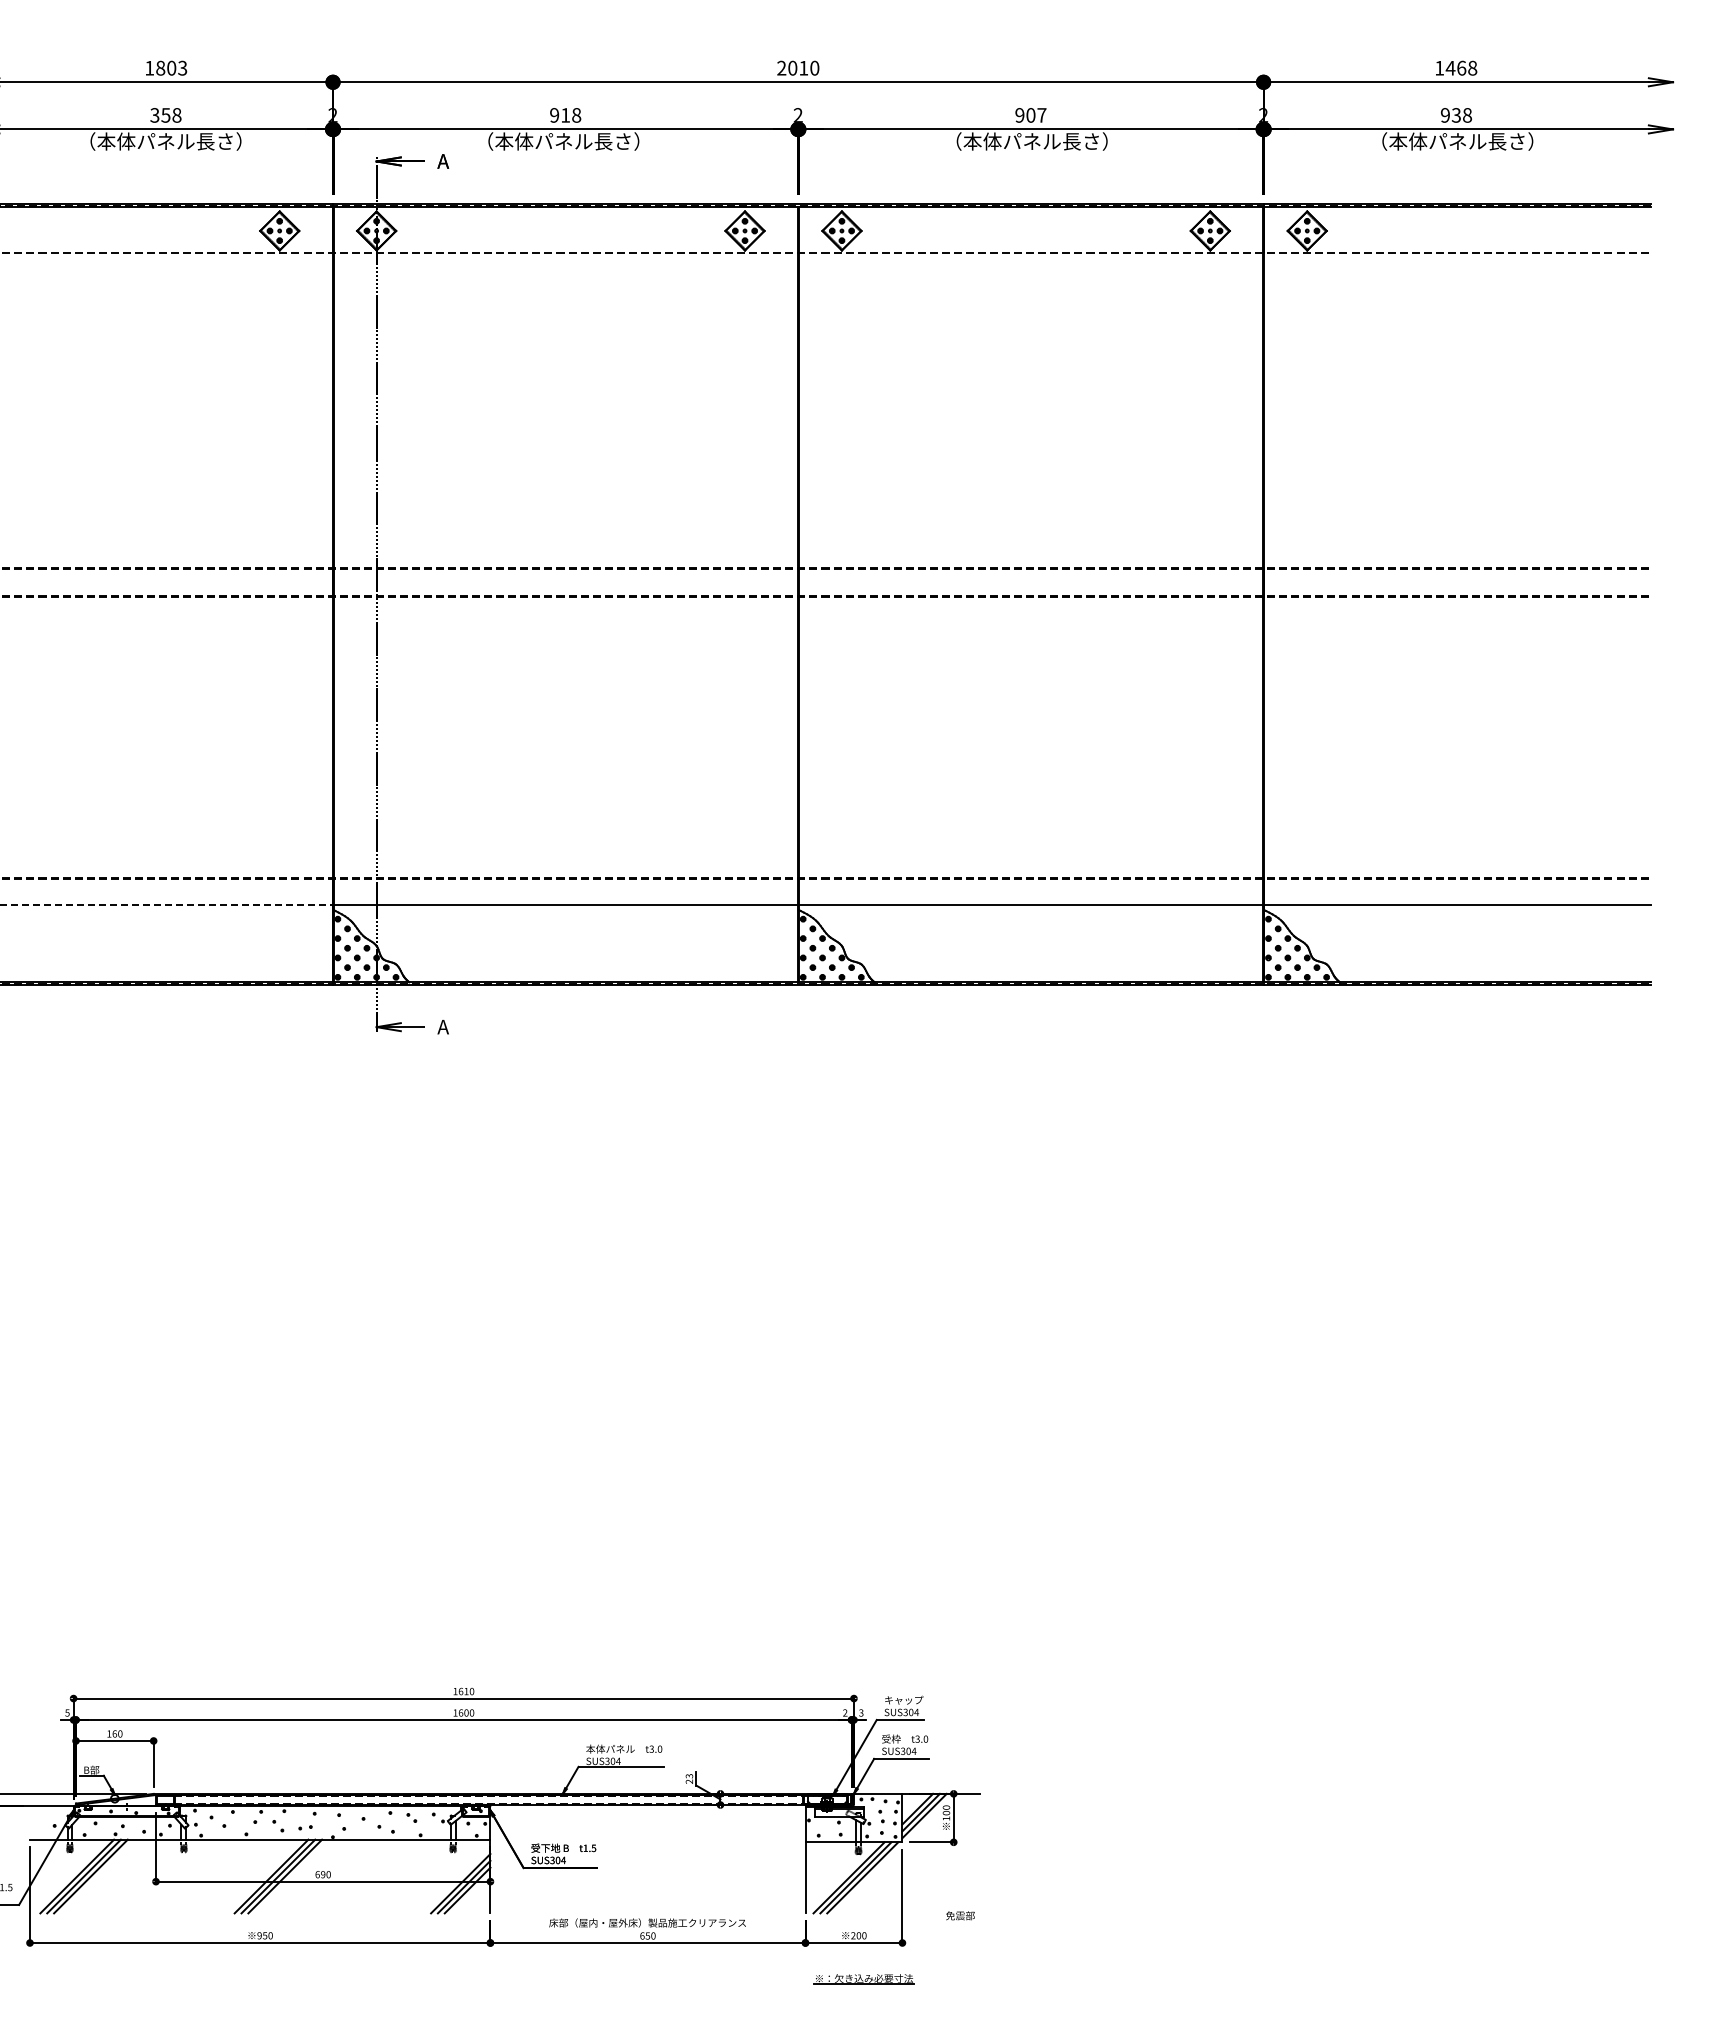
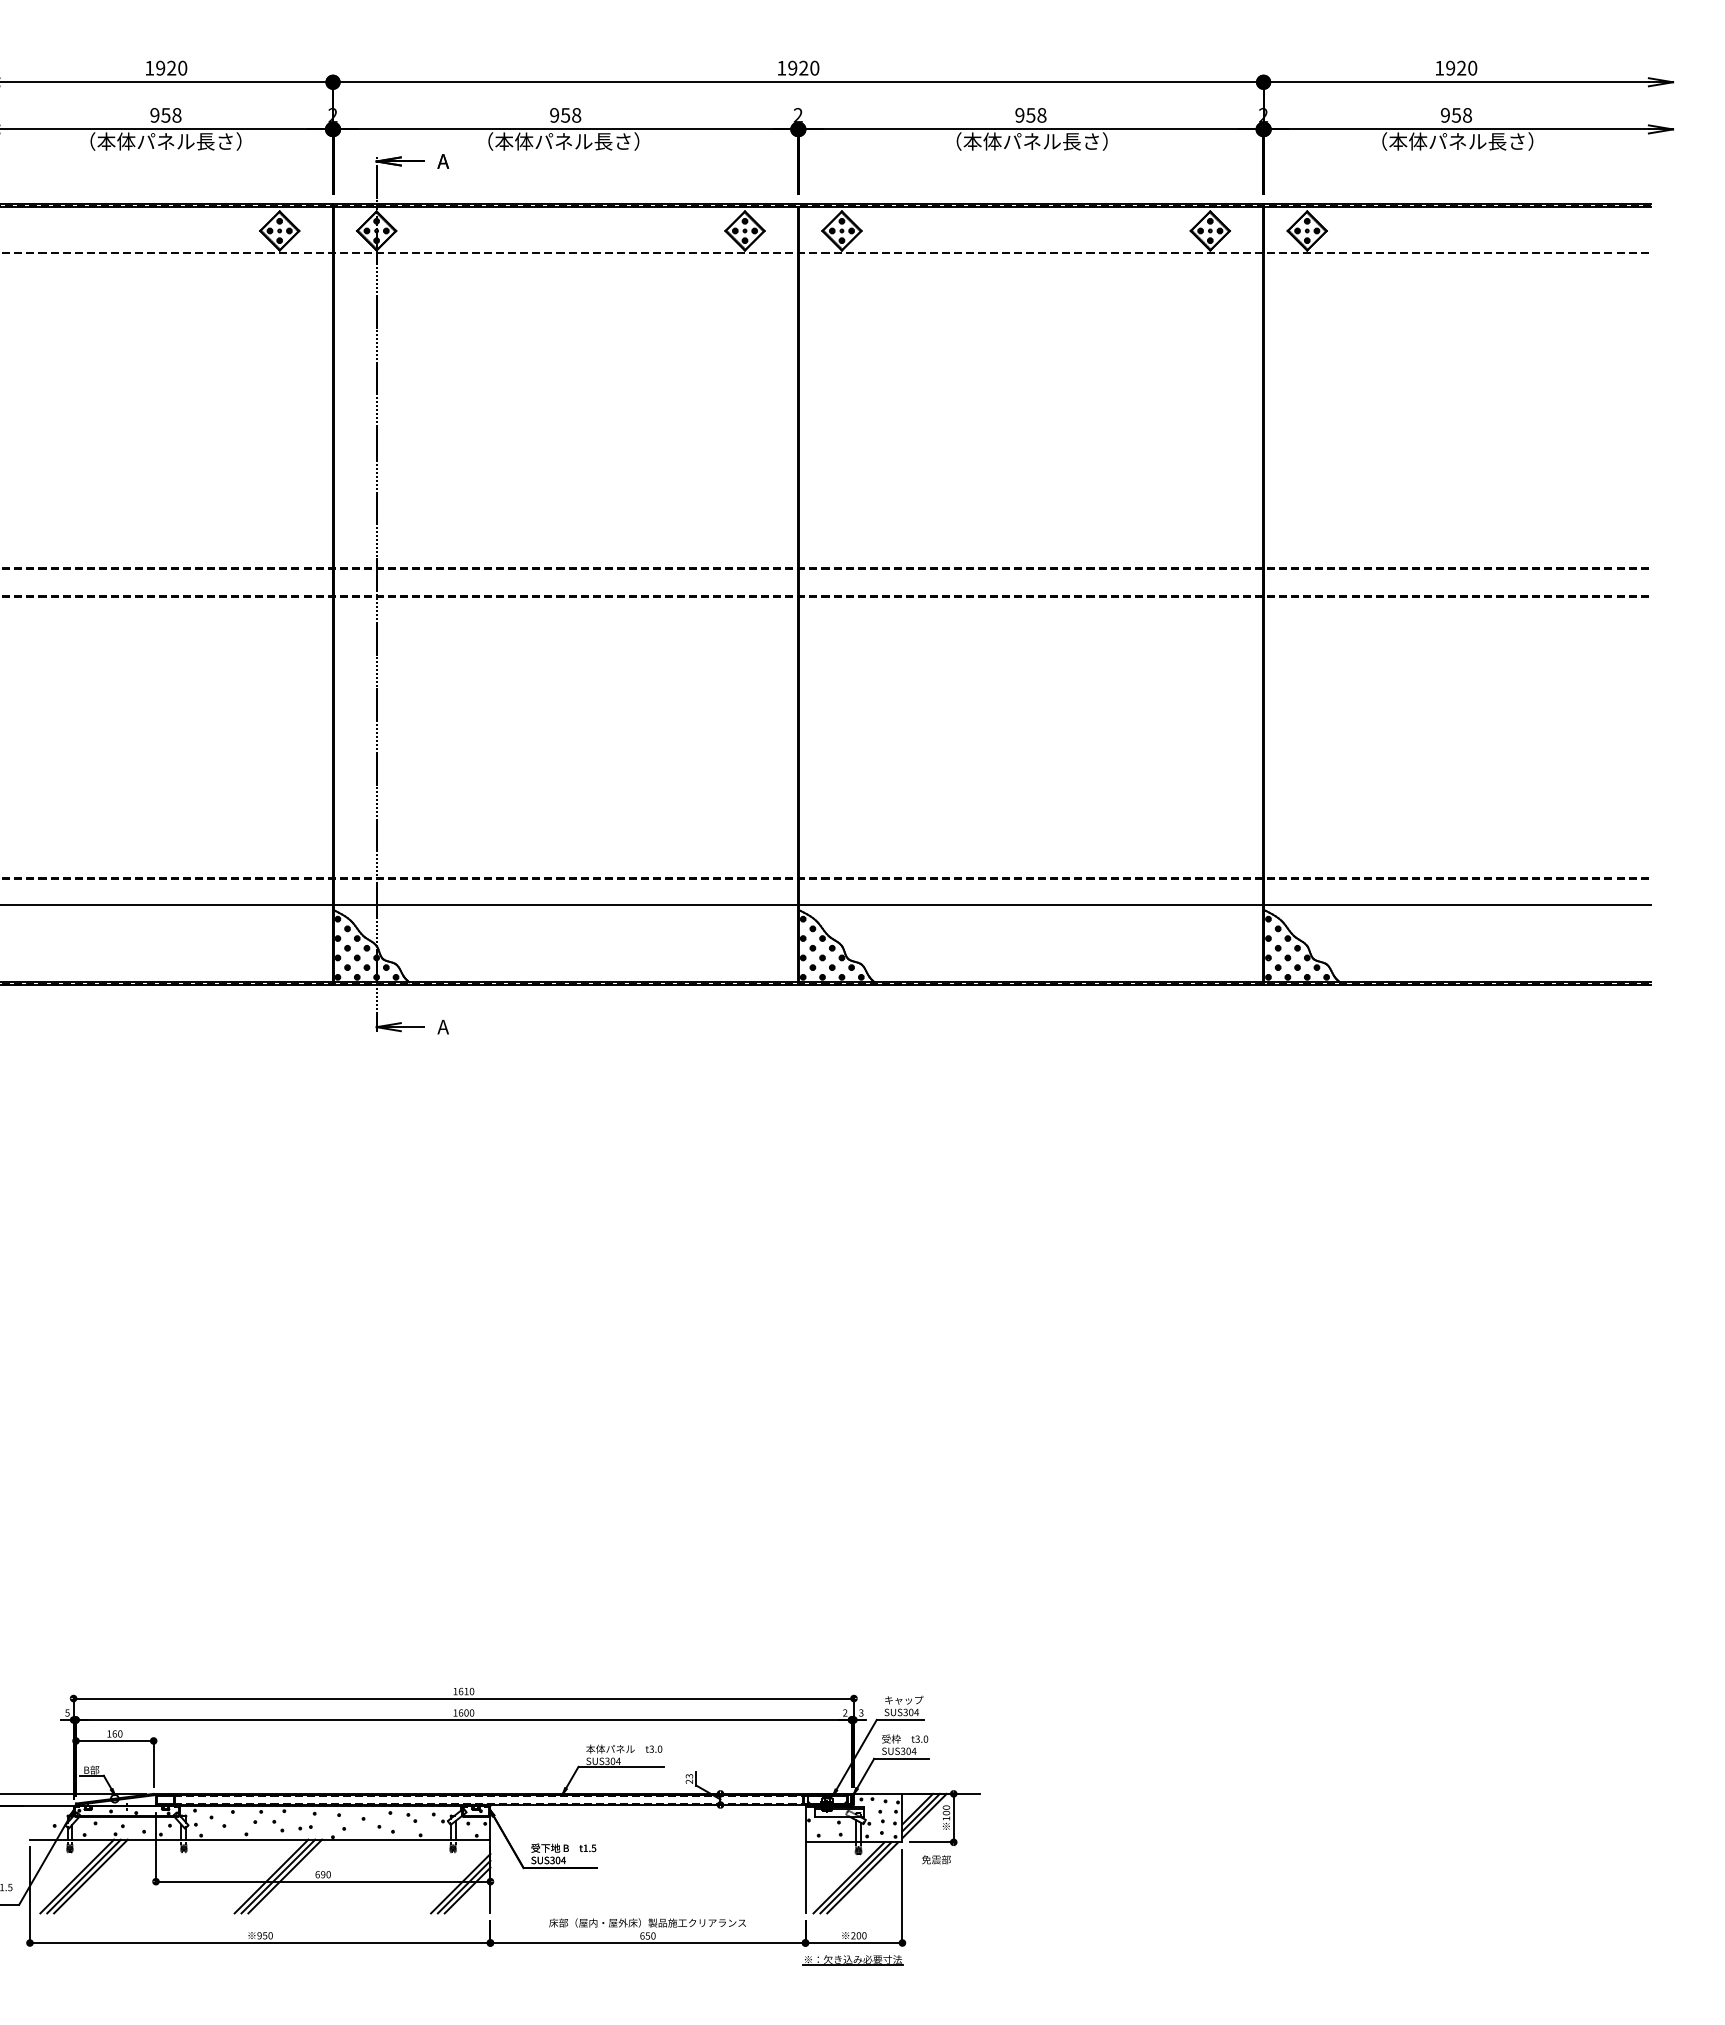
text: 1803 -> 1920 (171, 67)
text: 2010 -> 1920 (792, 67)
text: 1468 -> 1920 (1461, 67)
text: 358 -> 958 (154, 115)
text: 918 -> 958 (565, 115)
text: 907 -> 958 (1036, 115)
text: 938 -> 958 (1456, 115)
line: dashed -> solid (166, 904)
text position: (960, 1915) -> (936, 1859) (936, 1859)
part position: (863, 1979) -> (852, 1960) (852, 1960)
